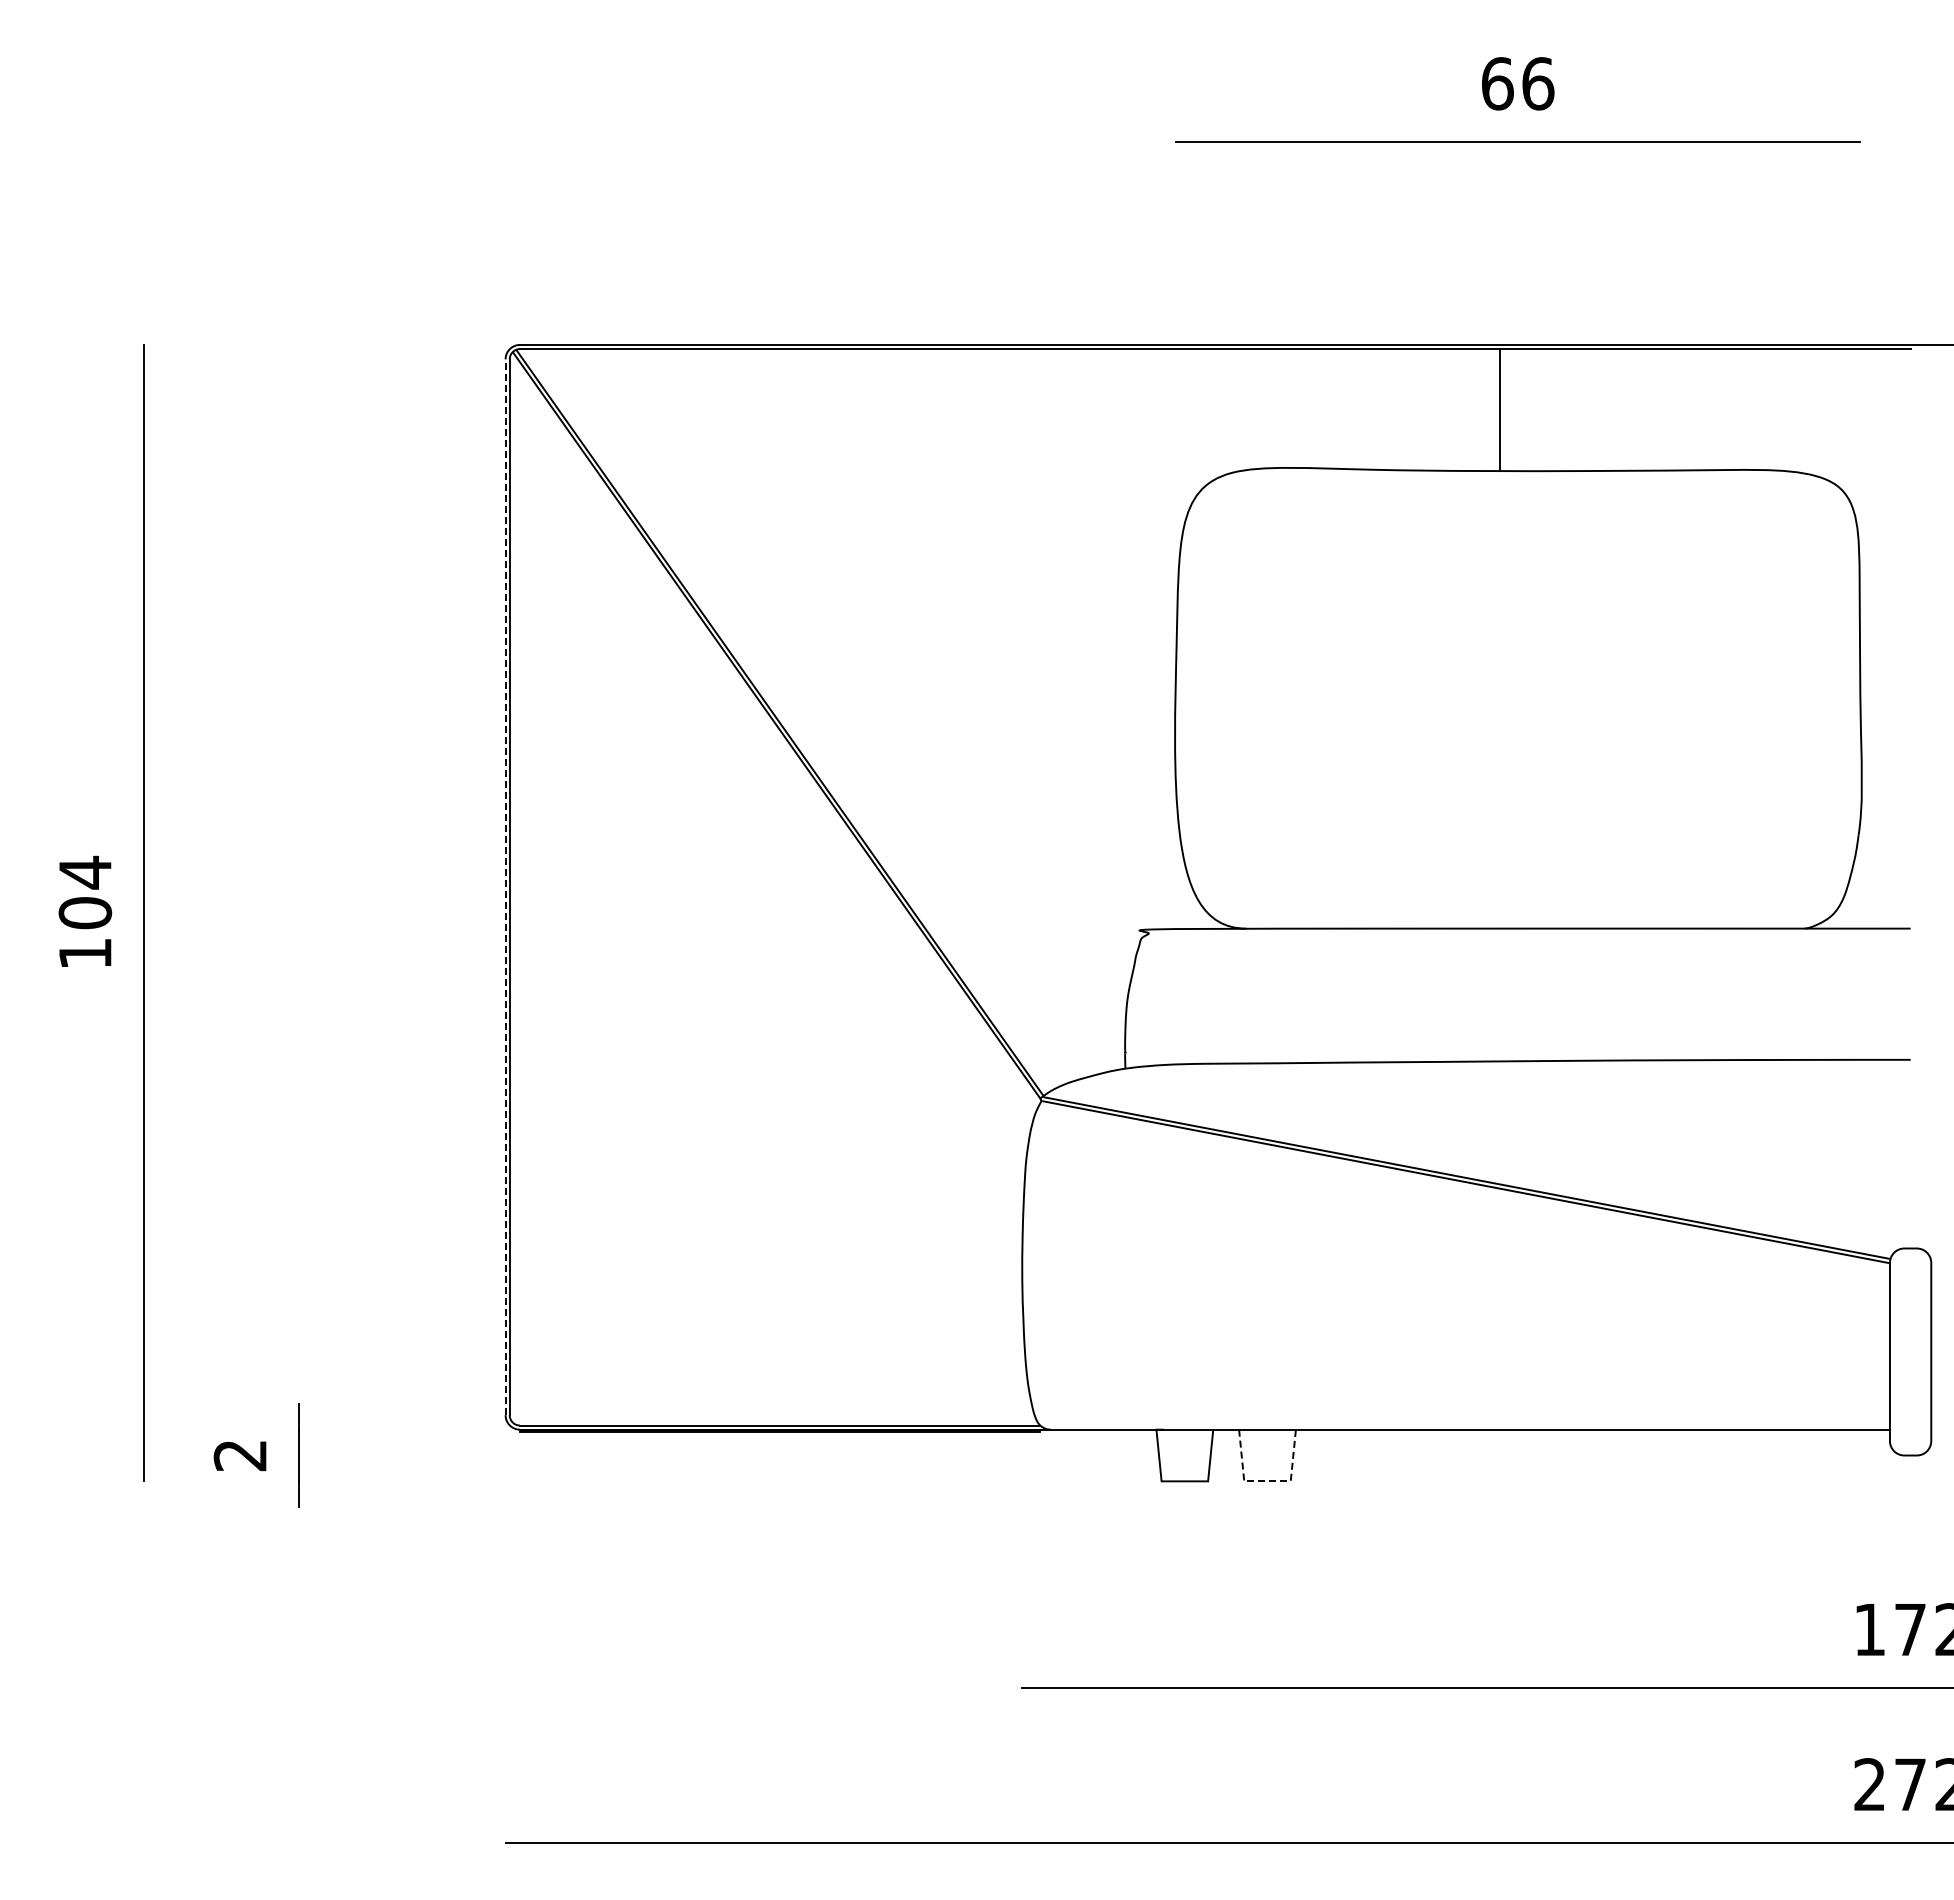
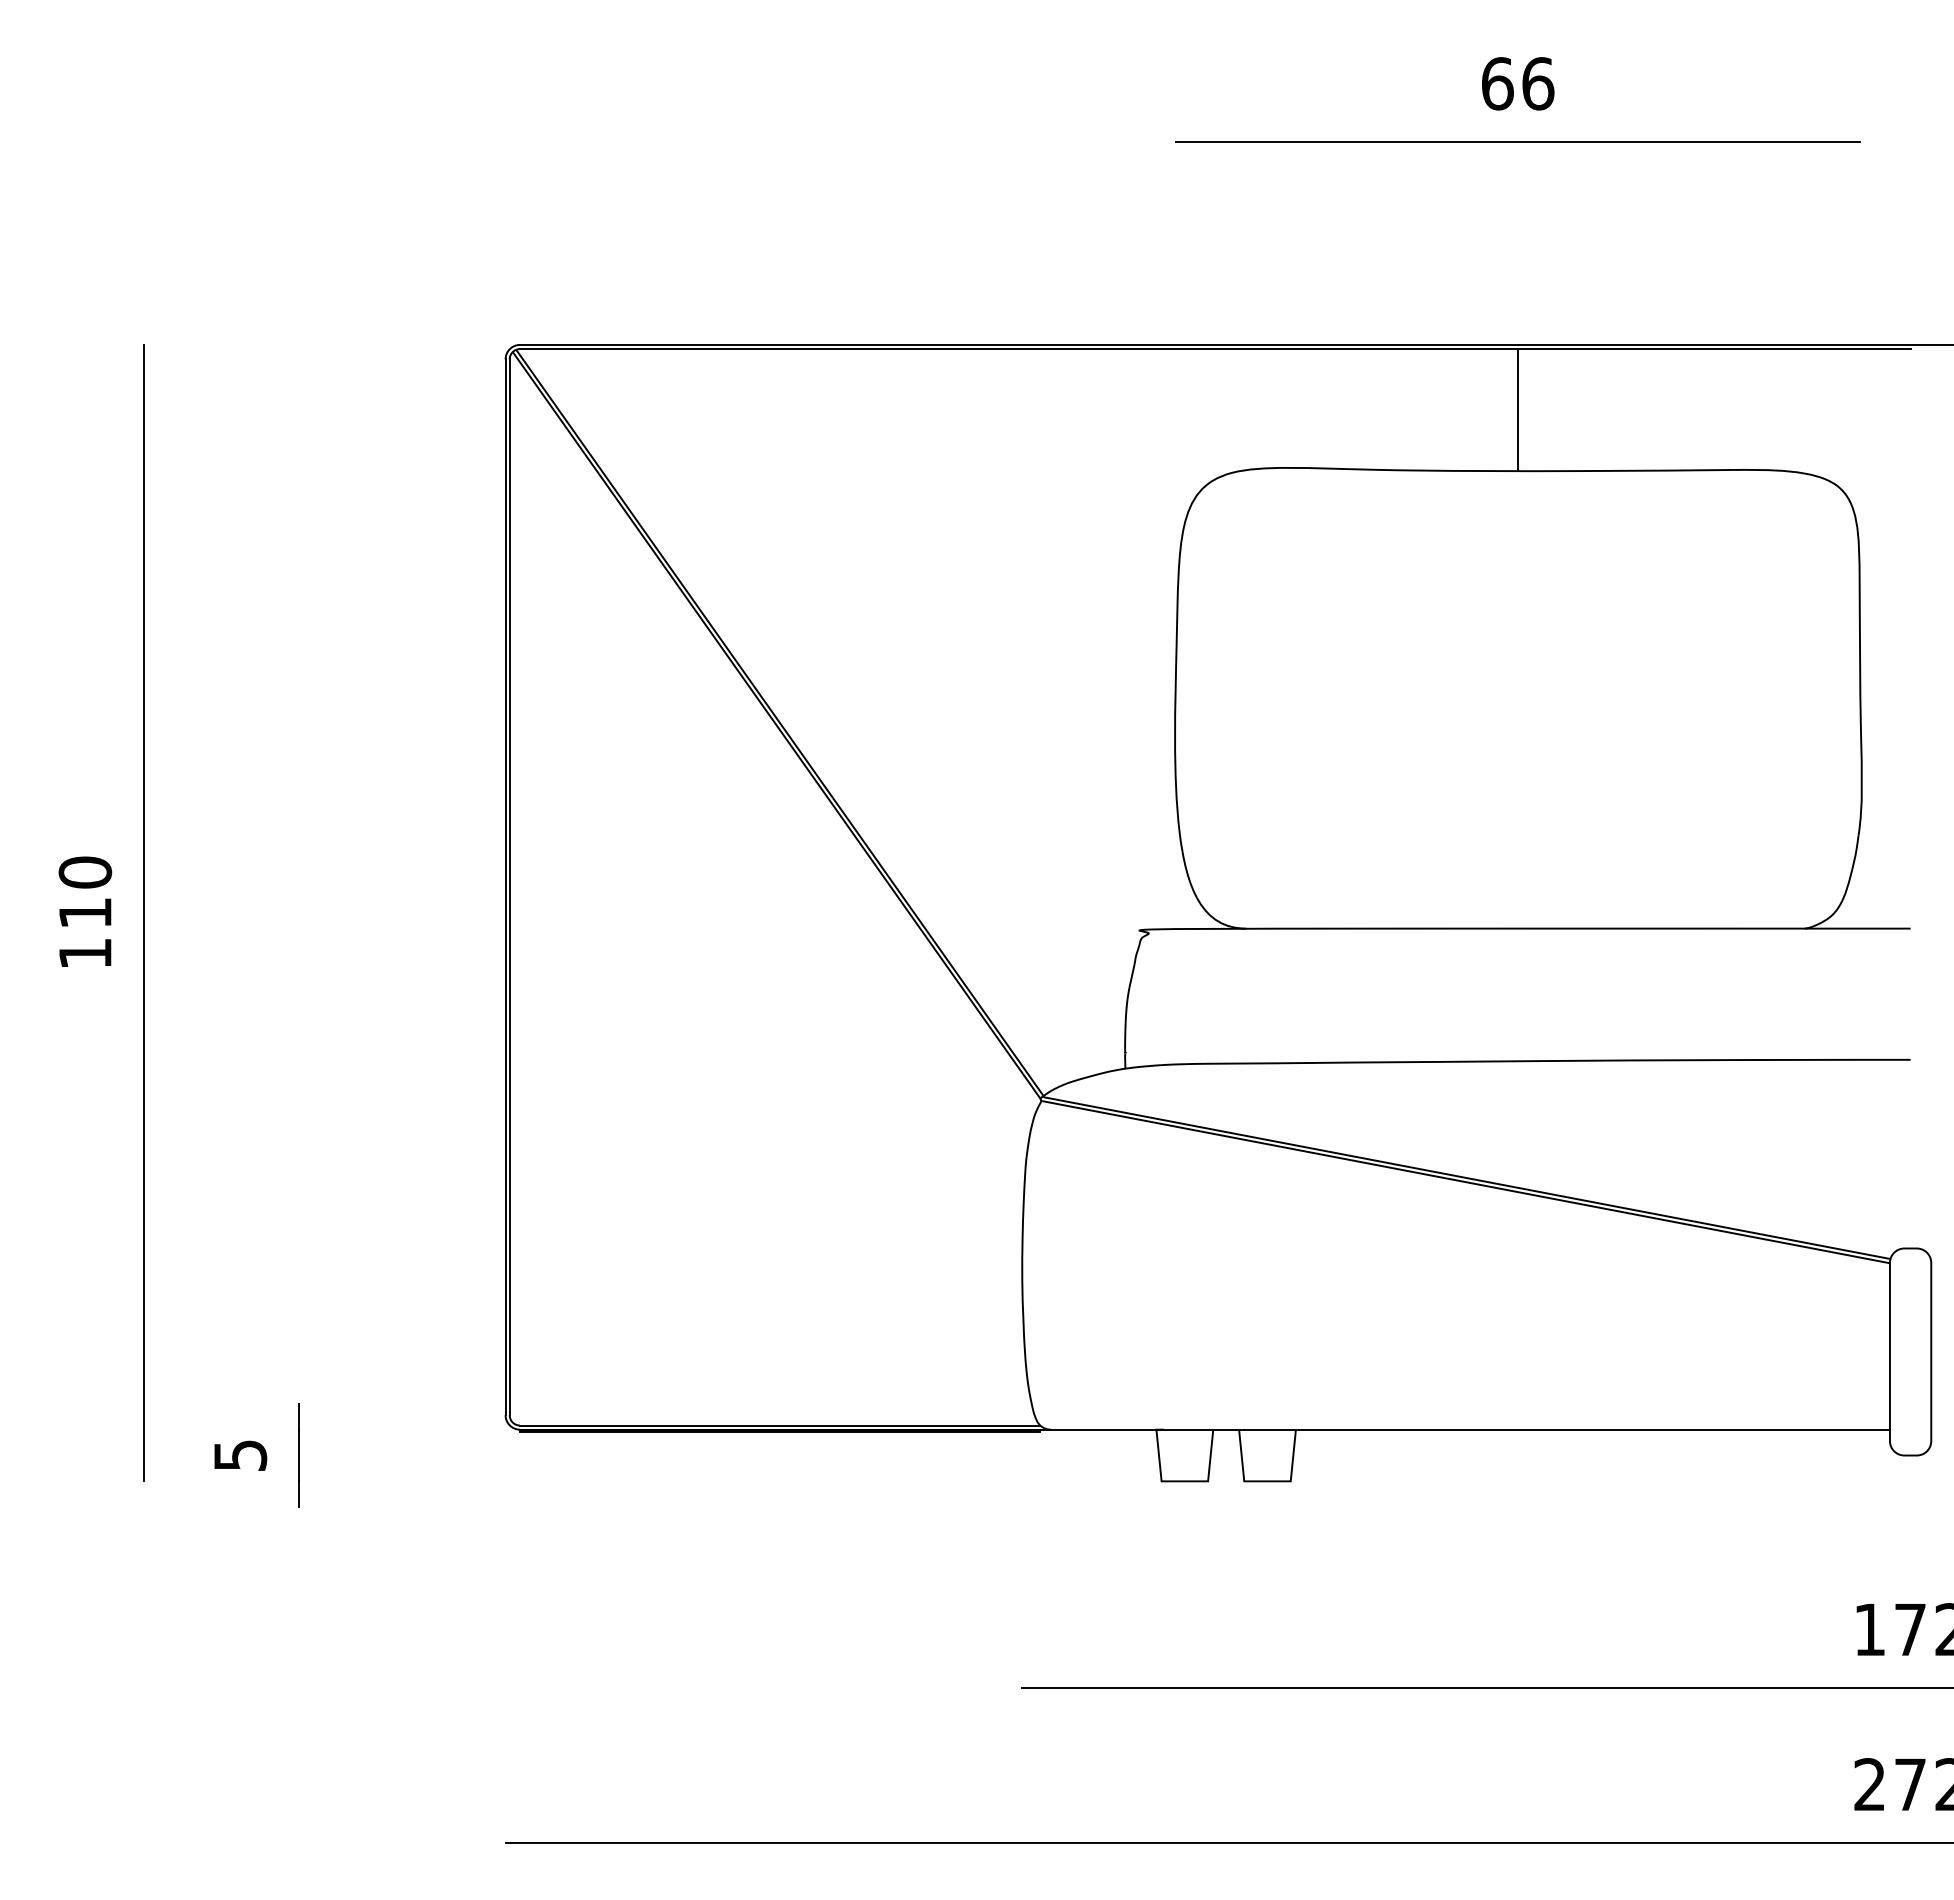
line position: (1500, 410) -> (1518, 410) (1518, 410)
line: dashed -> solid (505, 887)
text: 104 -> 110 (85, 892)
text: 2 -> 5 (240, 1455)
line: dashed -> solid (1267, 1481)
